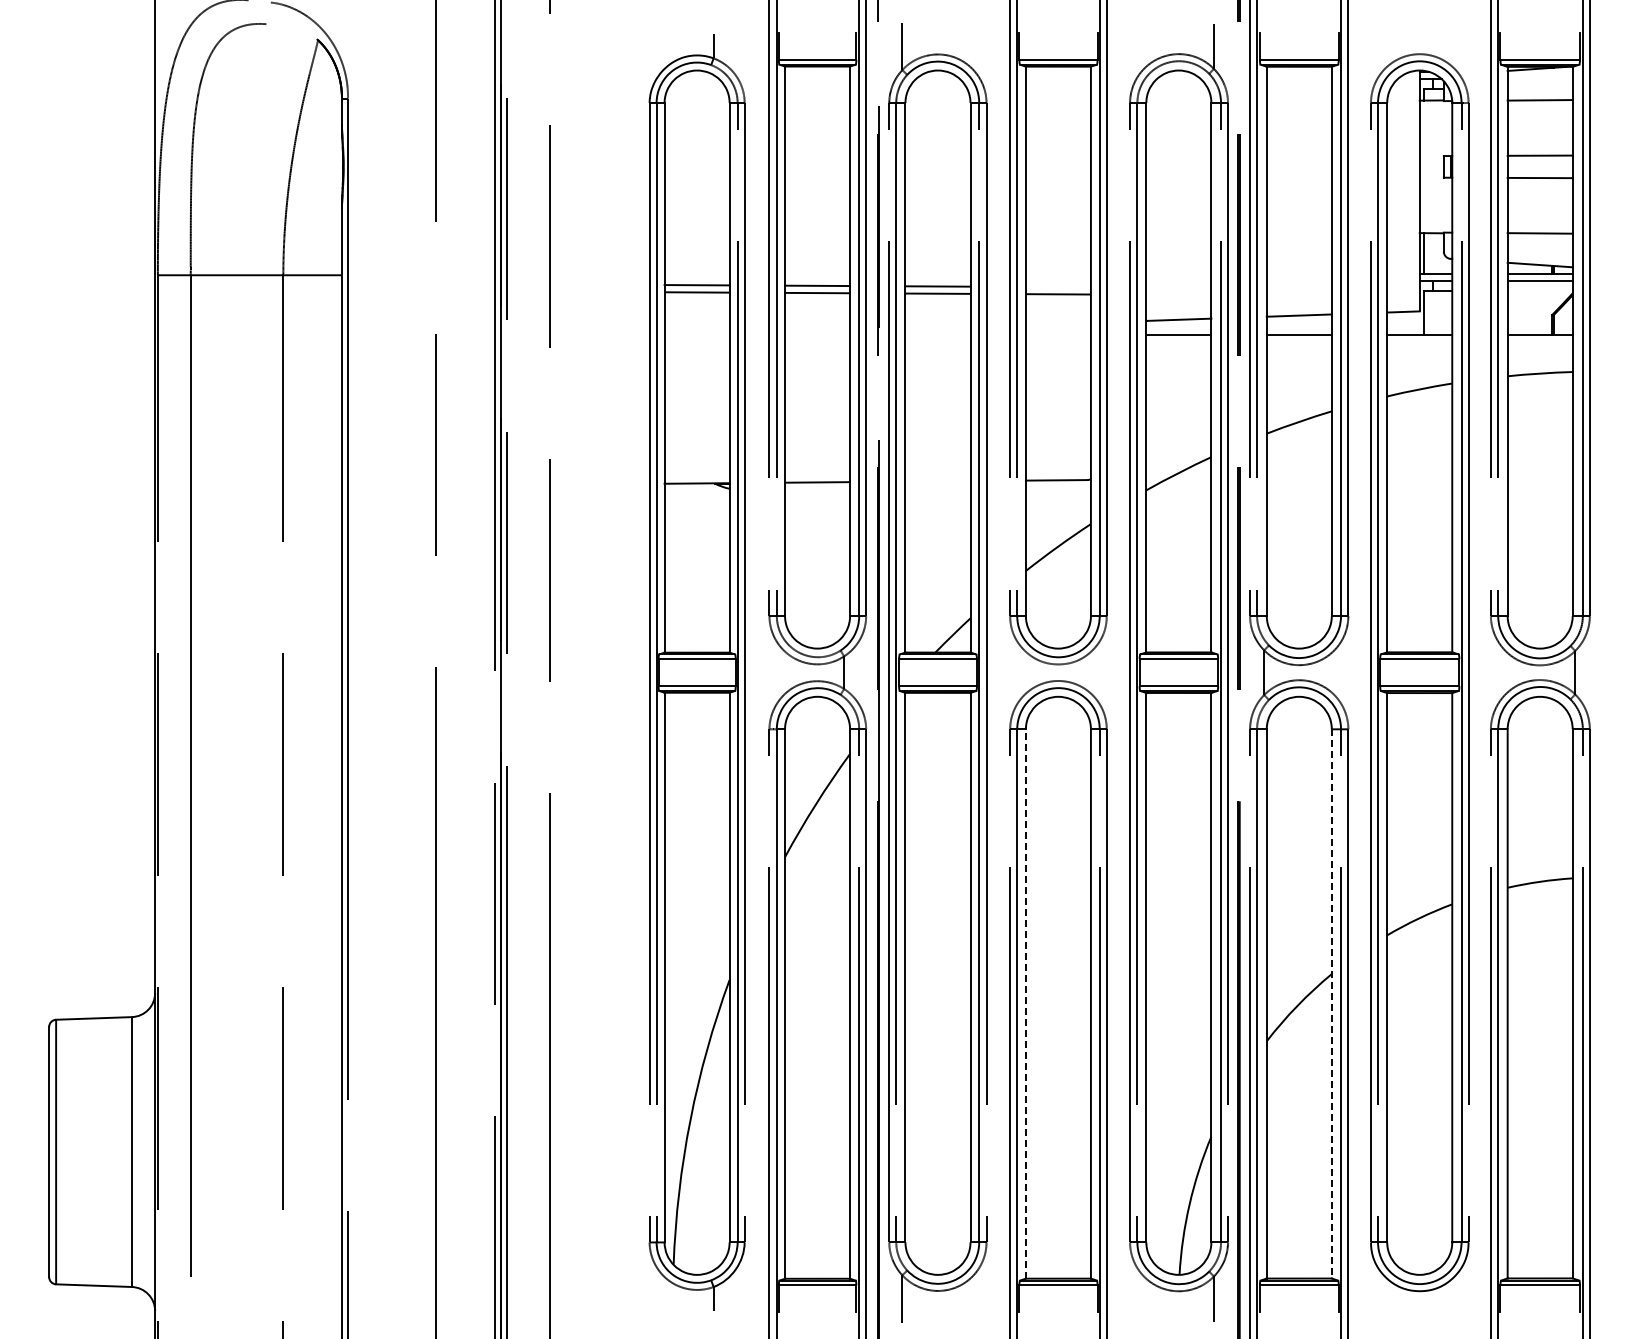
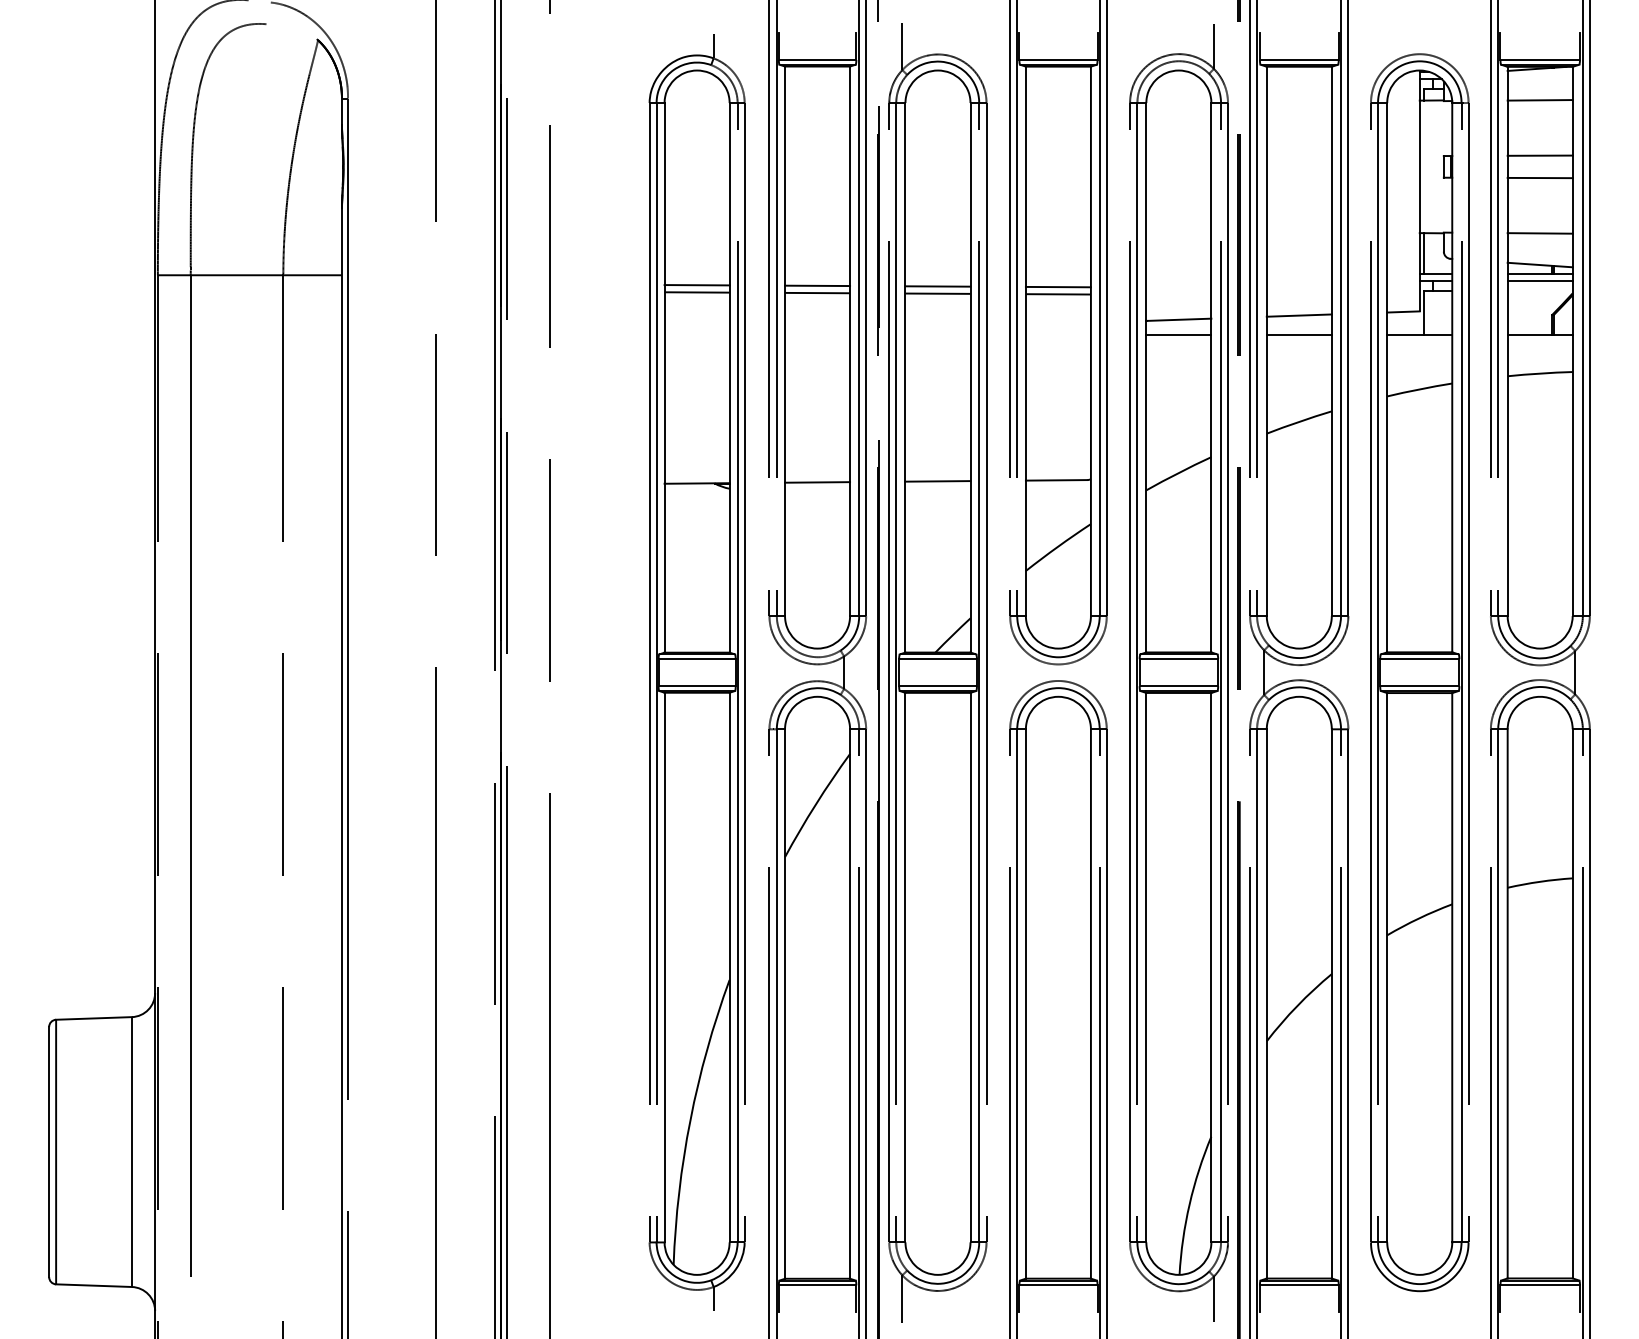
line: none -> present (1057, 286)
line: none -> present (937, 481)
line: dashed -> solid (1025, 1003)
line: dashed -> solid (1331, 1003)
